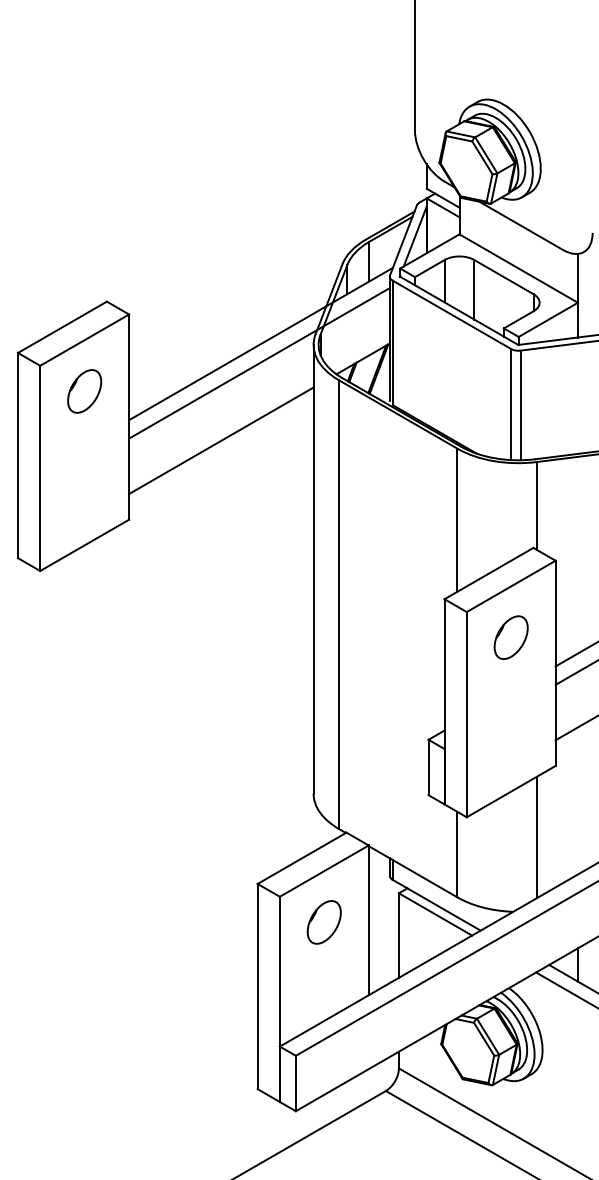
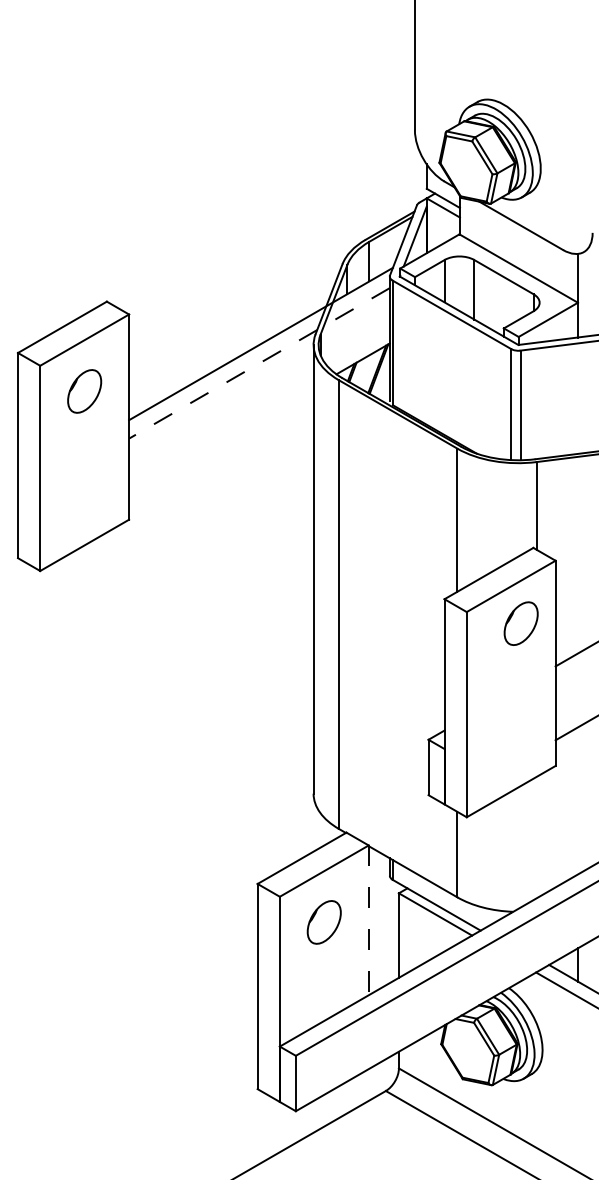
line: solid -> dashed (259, 363)
line: present -> none (221, 440)
part position: (510, 637) -> (520, 623) (520, 623)
line: present -> none (575, 672)
line: present -> none (536, 837)
line: solid -> dashed (368, 920)
